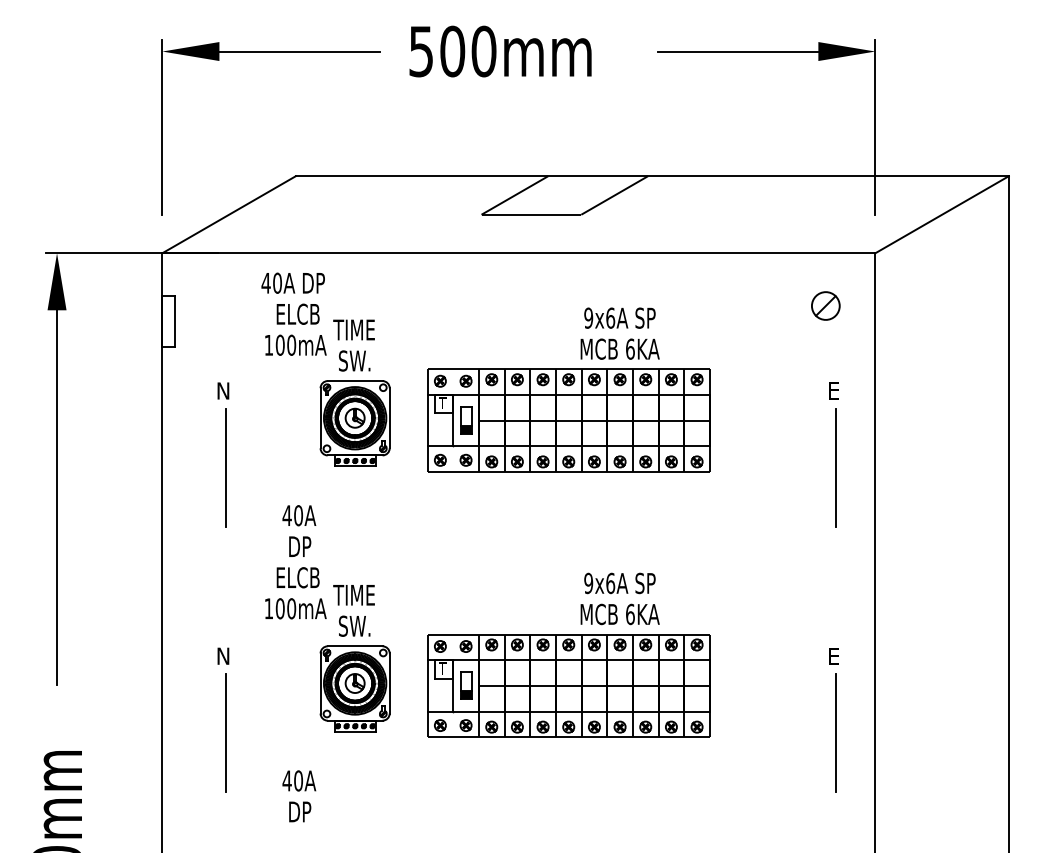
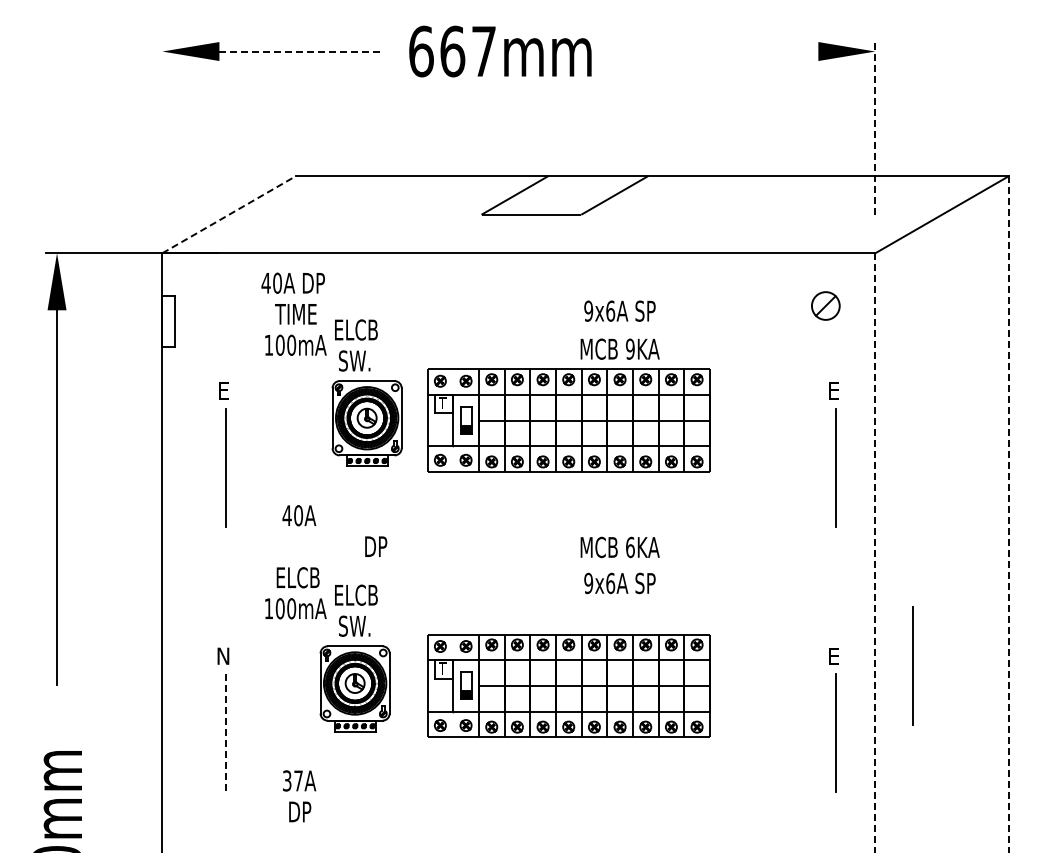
line: solid -> dashed (300, 51)
text: 500mm -> 667mm (452, 51)
line: present -> none (737, 51)
line: solid -> dashed (875, 126)
line: present -> none (162, 127)
line: solid -> dashed (229, 214)
text: ELCB -> TIME (297, 313)
text position: (619, 317) -> (619, 310) (619, 310)
text: TIME -> ELCB (355, 329)
text: 6KA -> 9KA (629, 348)
text: N -> E (223, 390)
part position: (354, 423) -> (366, 423) (366, 423)
line: solid -> dashed (1008, 514)
text position: (300, 546) -> (376, 546) (376, 546)
line: solid -> dashed (875, 553)
text: TIME -> ELCB (355, 594)
text position: (619, 614) -> (619, 547) (619, 547)
line: none -> present (912, 665)
line: solid -> dashed (225, 733)
text: 40A -> 37A (292, 780)
